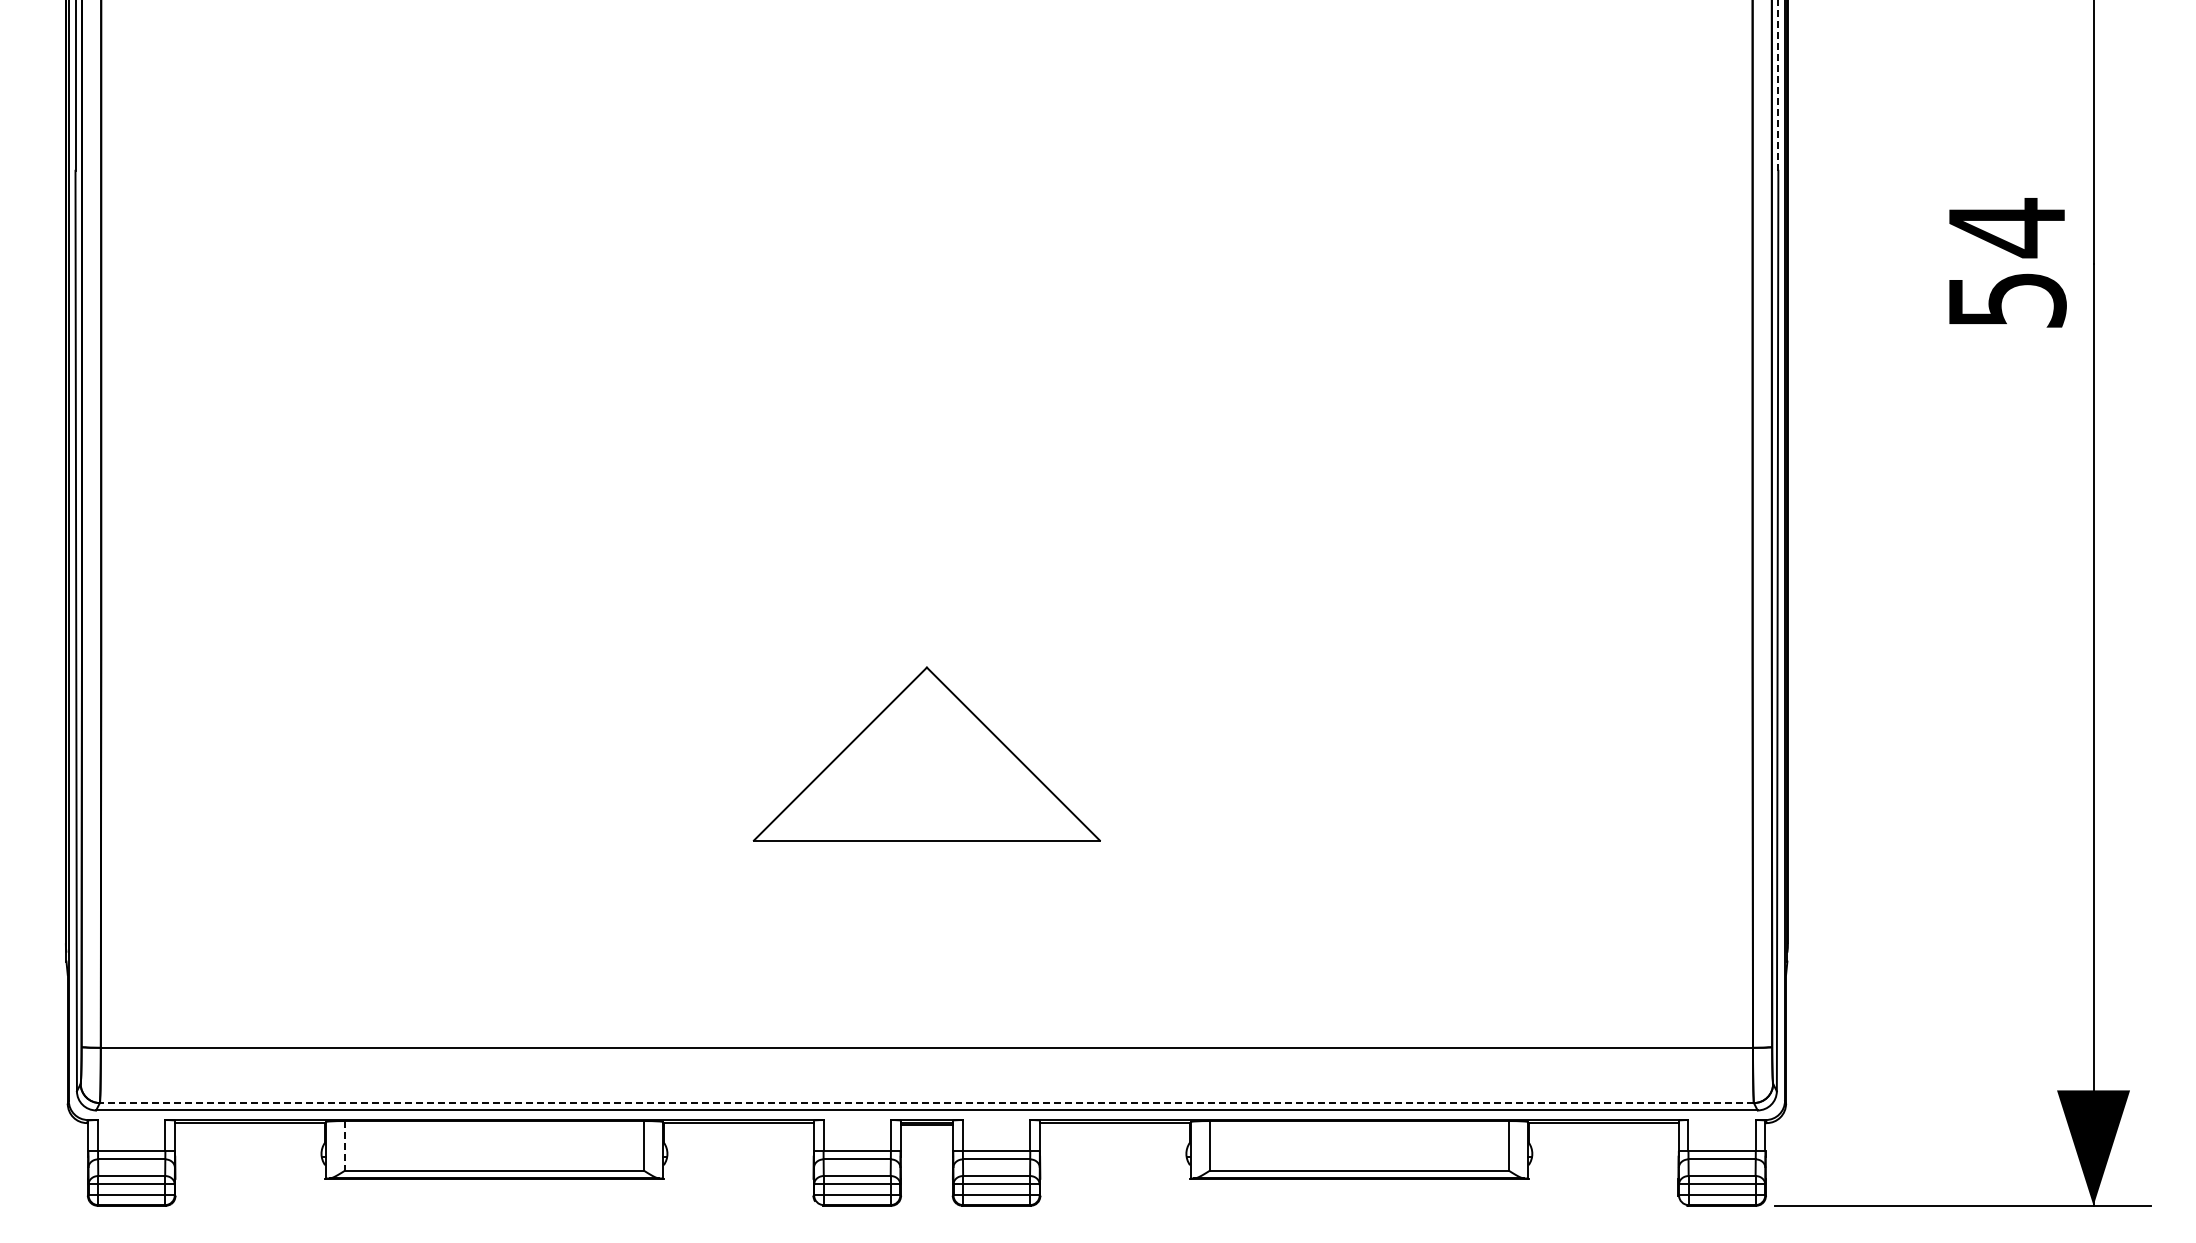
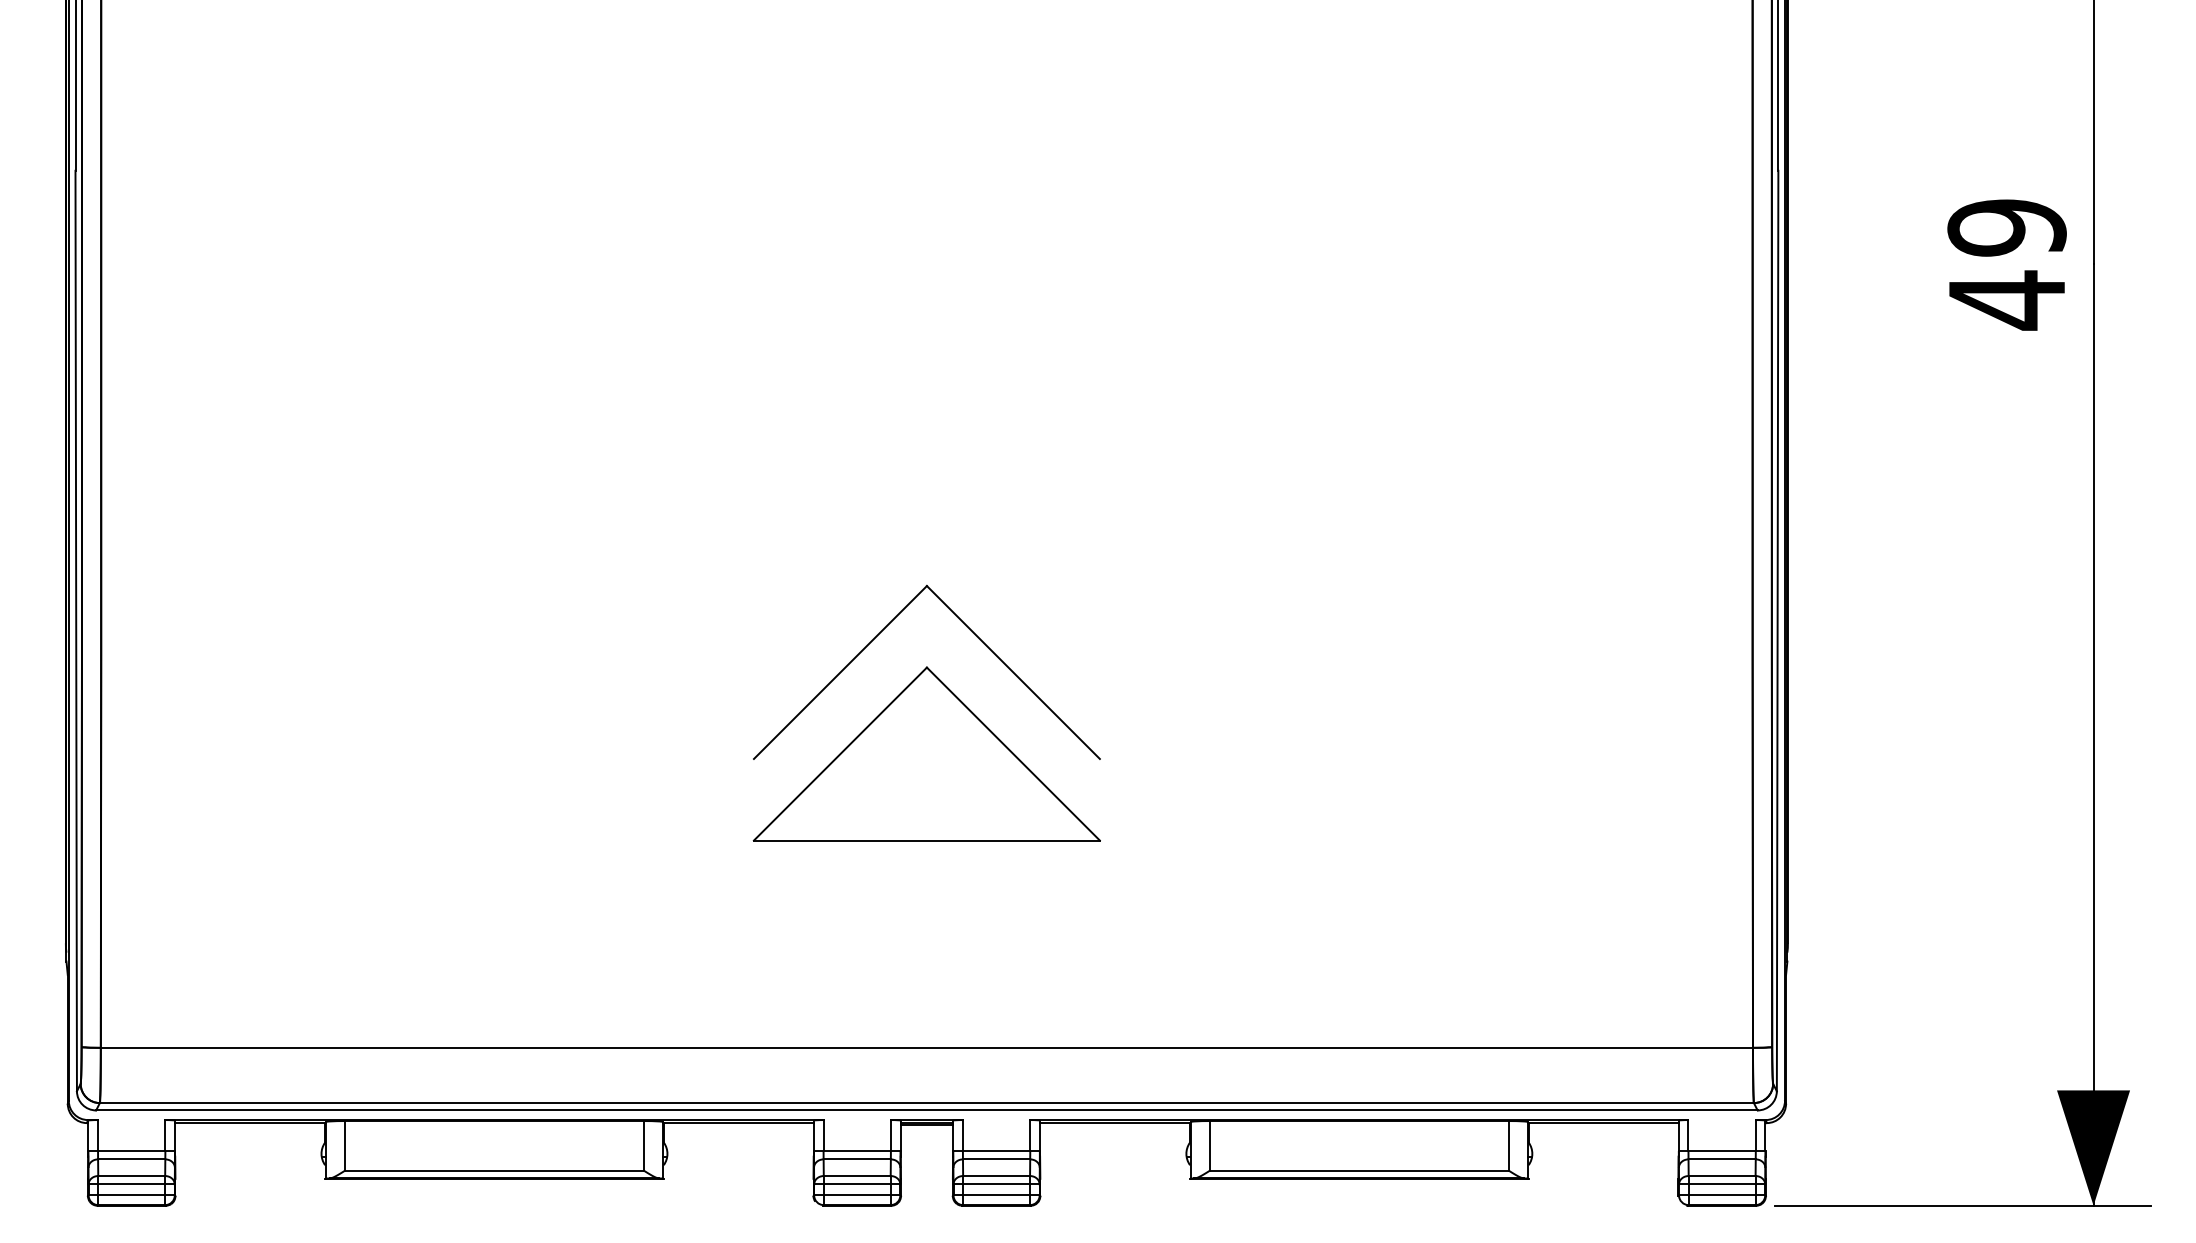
line: dashed -> solid (1778, 85)
text: 54 -> 49 (2006, 264)
part: none -> present (884, 629)
line: dashed -> solid (926, 1103)
line: dashed -> solid (344, 1145)
